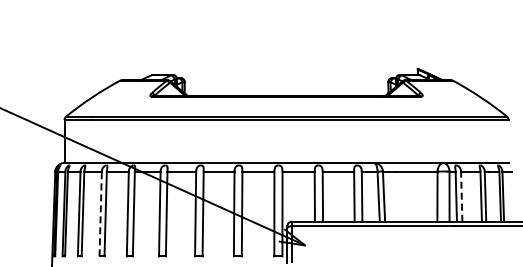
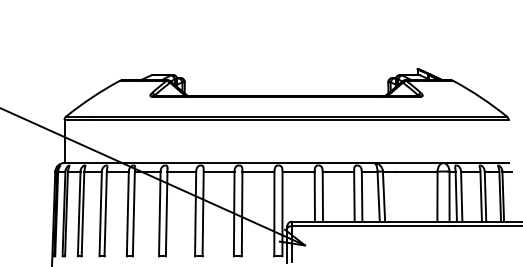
line: dashed -> solid (461, 196)
line: dashed -> solid (100, 213)
